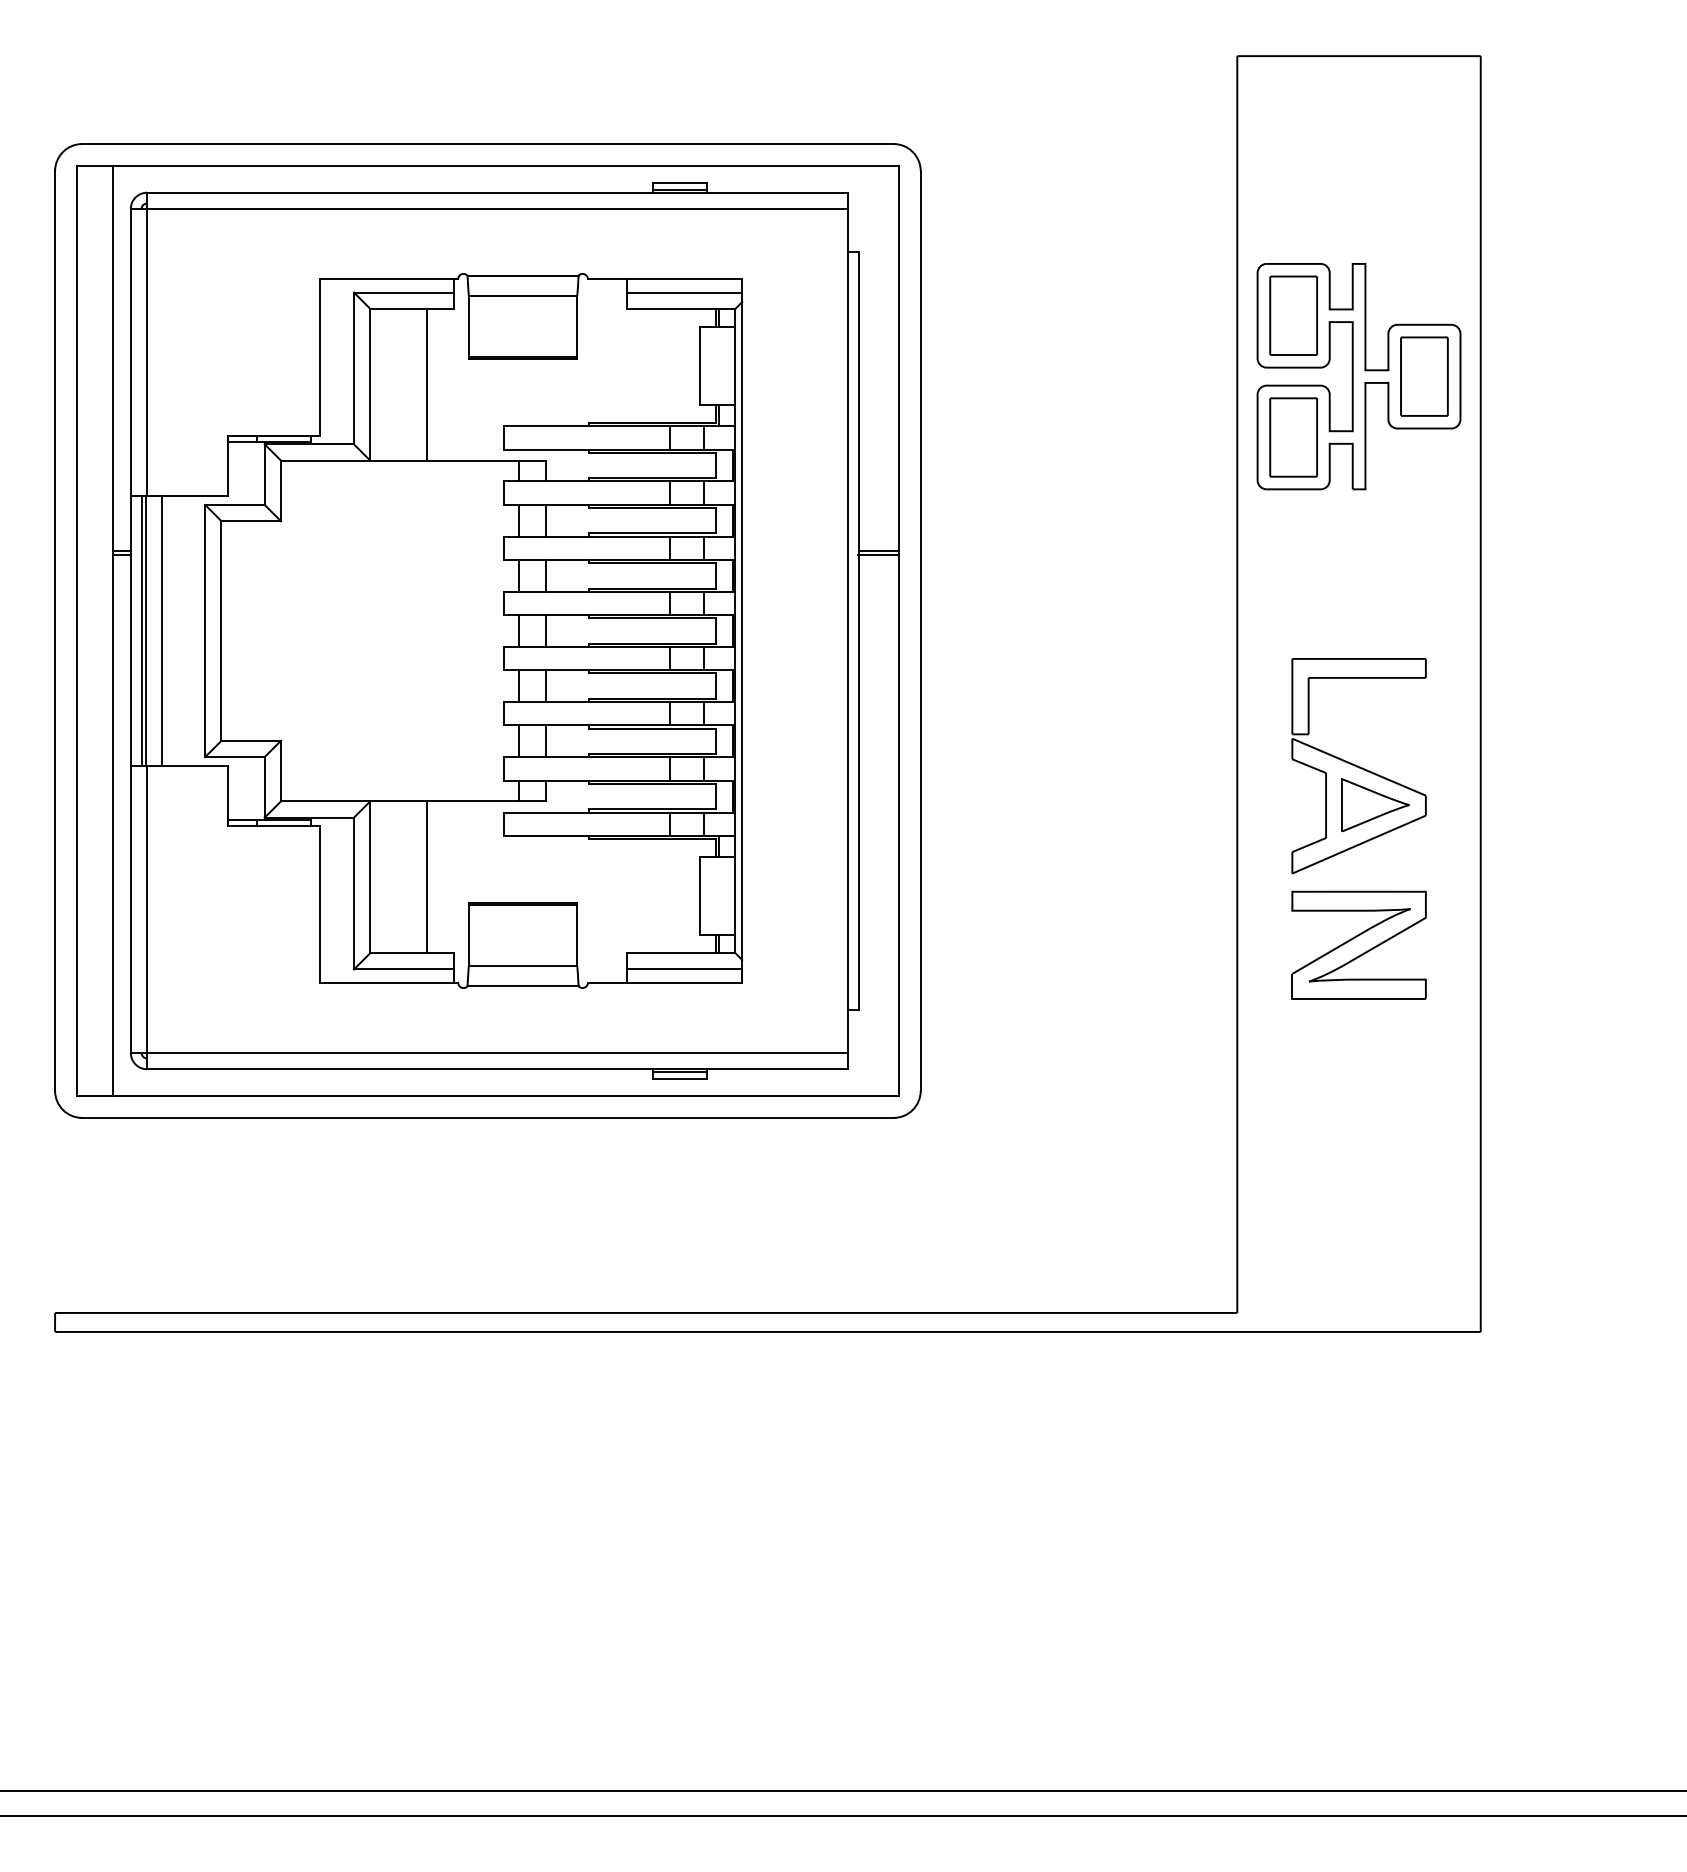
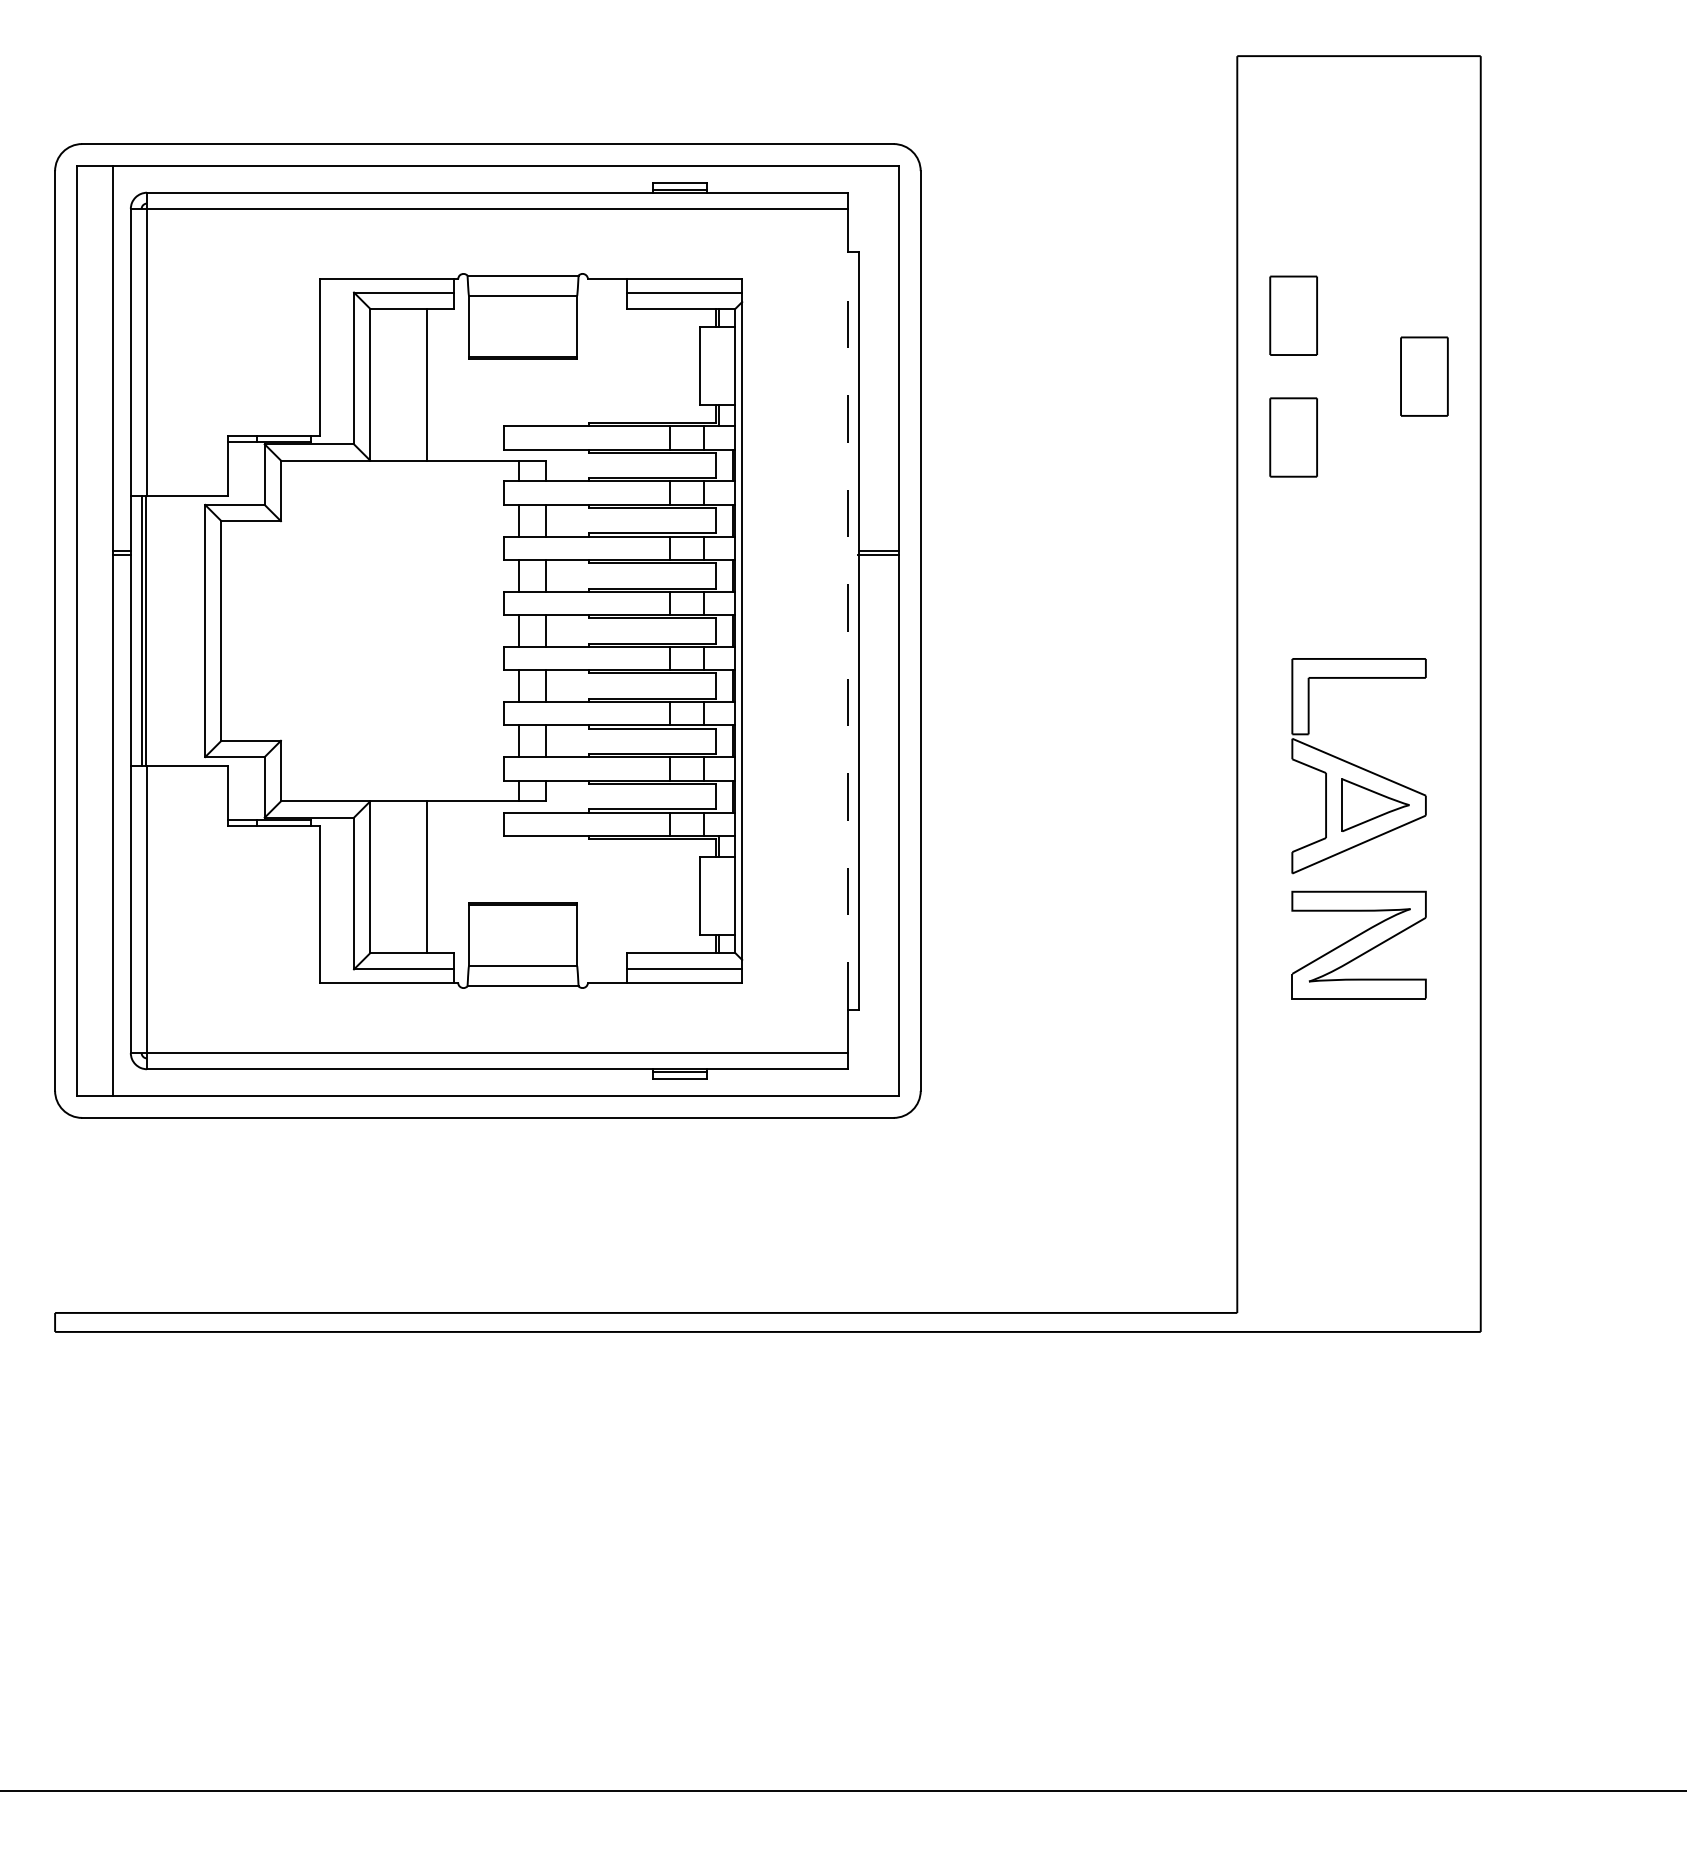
part: present -> none (1358, 376)
line: present -> none (161, 630)
line: solid -> dashed (847, 631)
line: present -> none (842, 1815)
